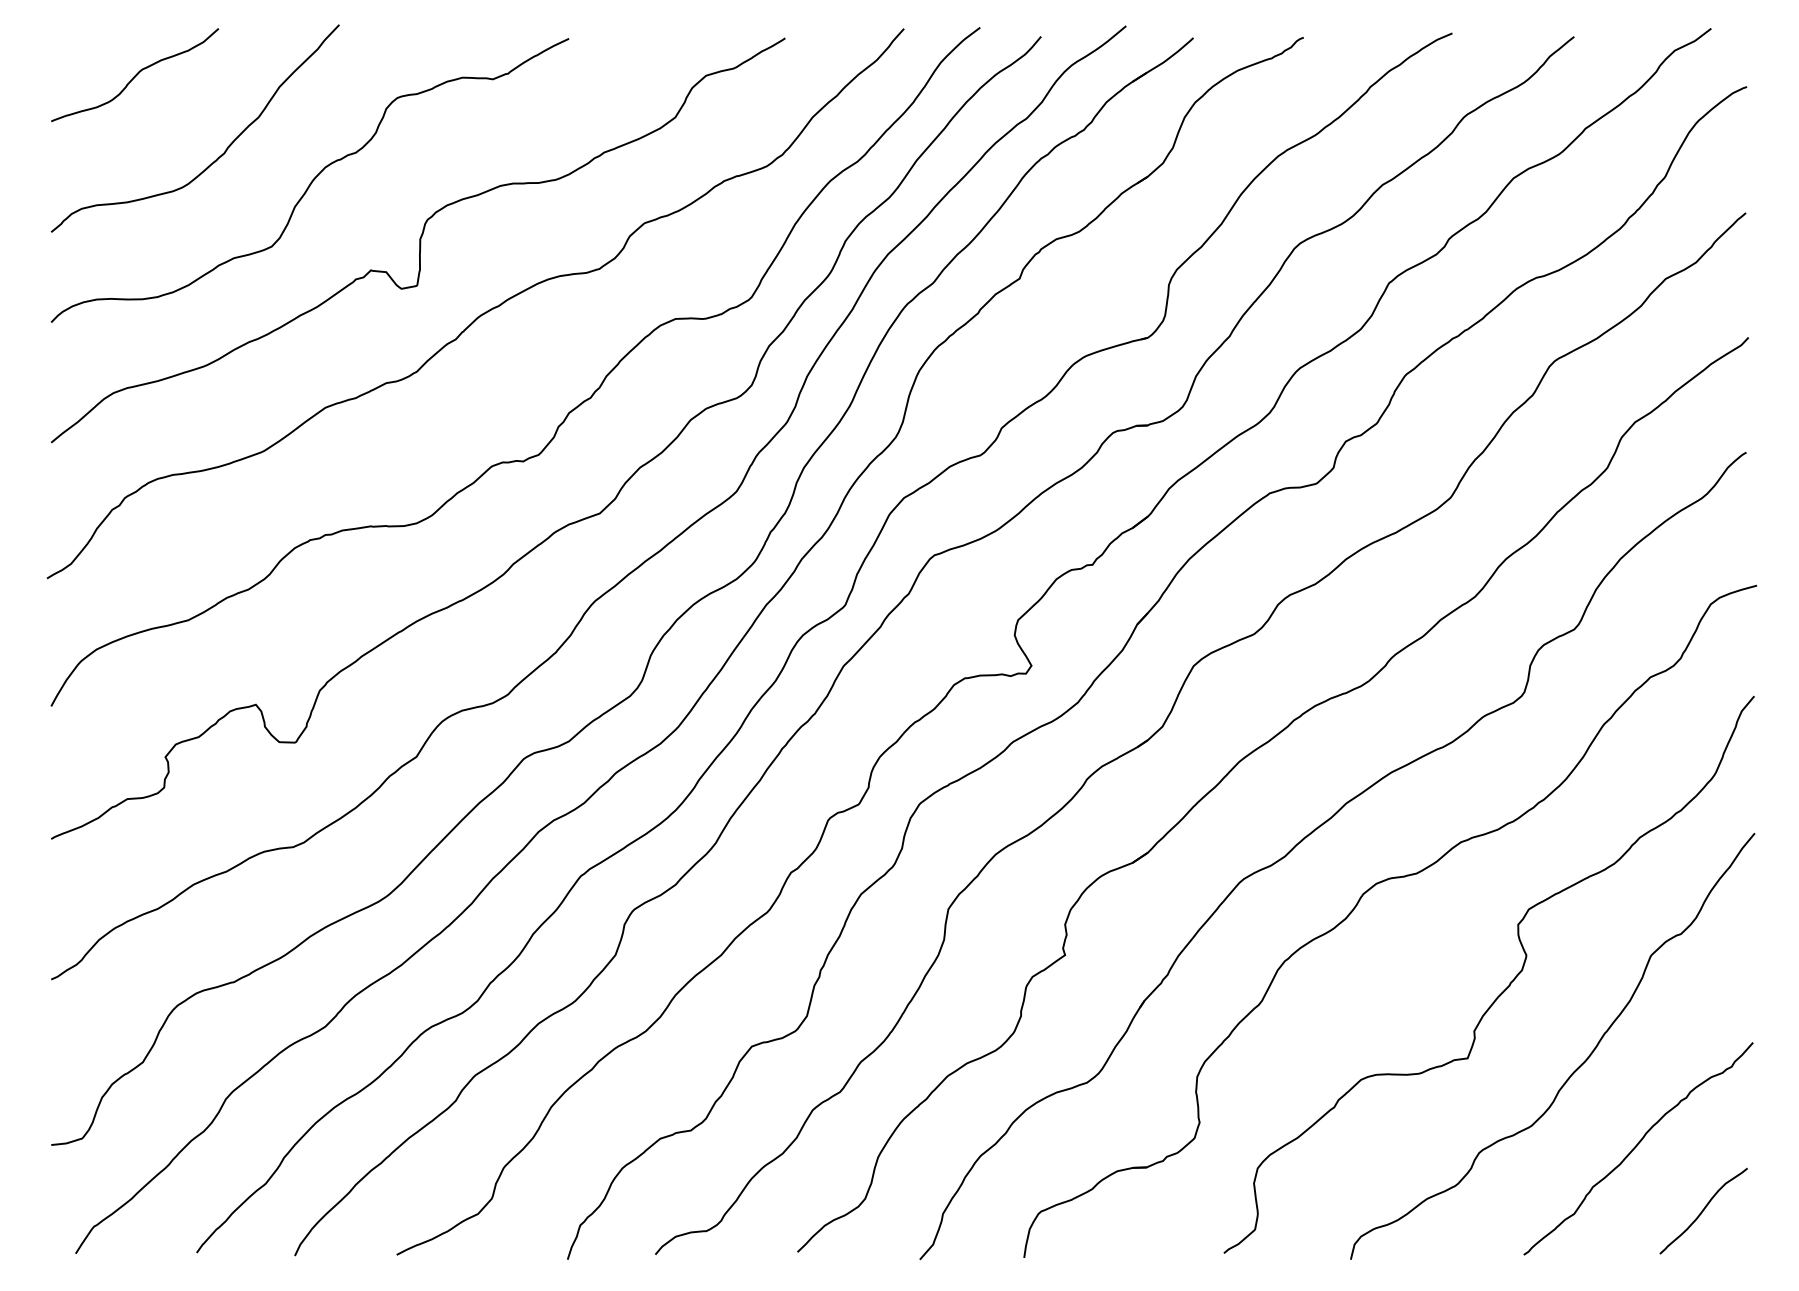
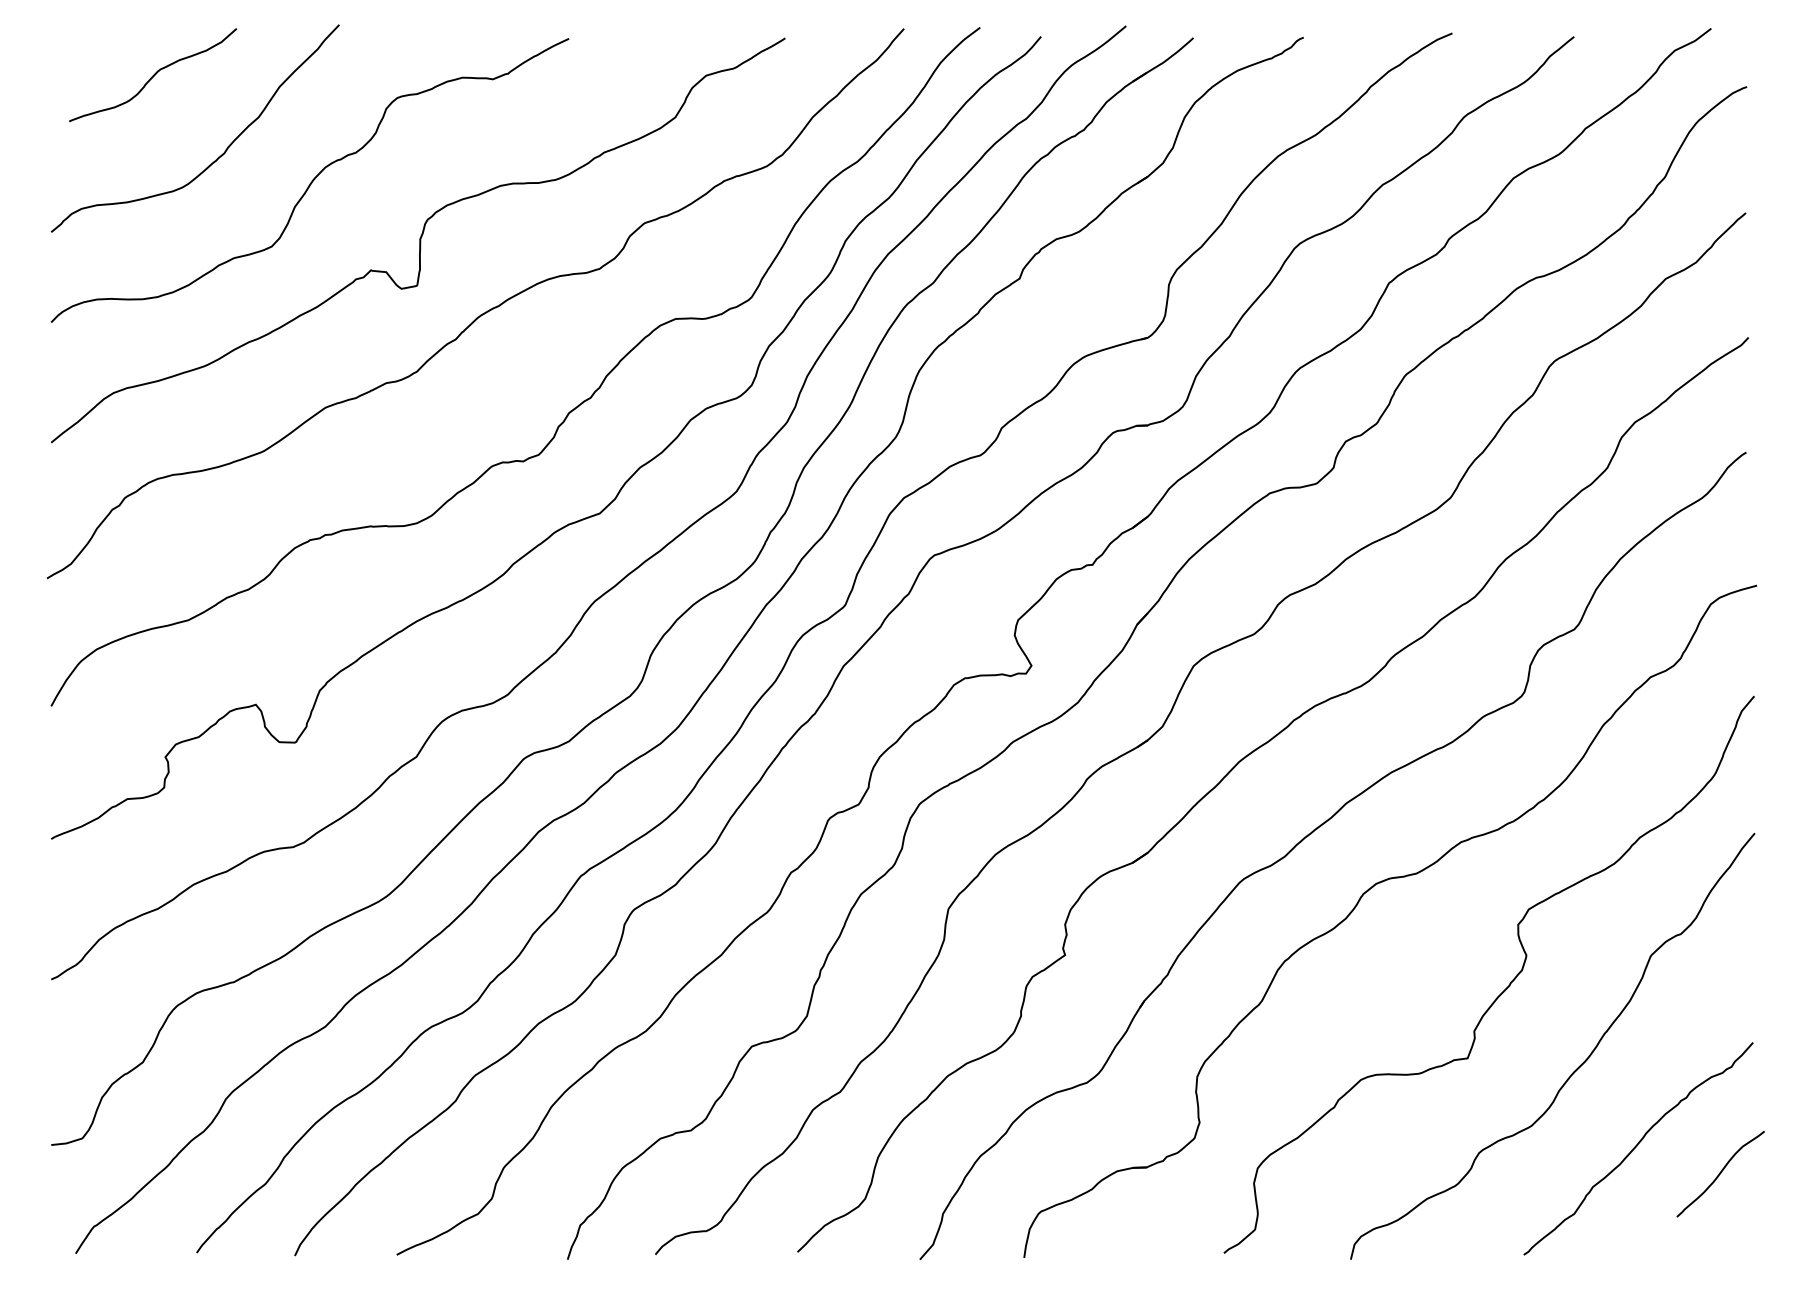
curve position: (135, 75) -> (153, 75) (153, 75)
curve position: (1703, 1211) -> (1720, 1174) (1720, 1174)
